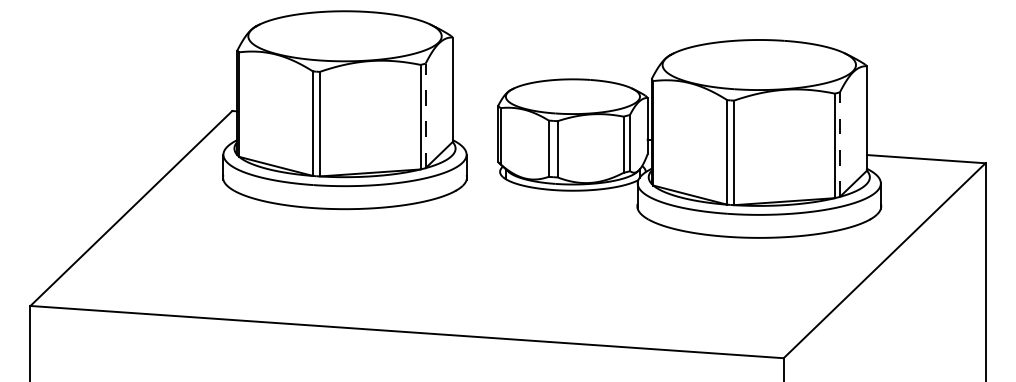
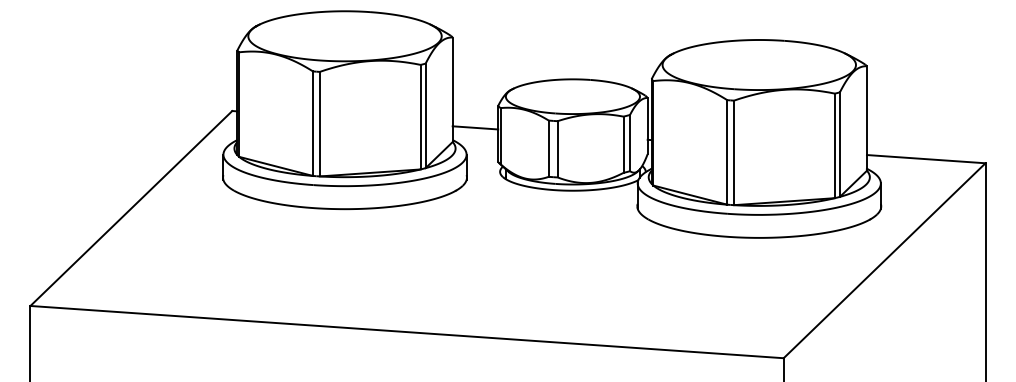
line: dashed -> solid (425, 115)
line: none -> present (475, 127)
line: dashed -> solid (839, 144)
